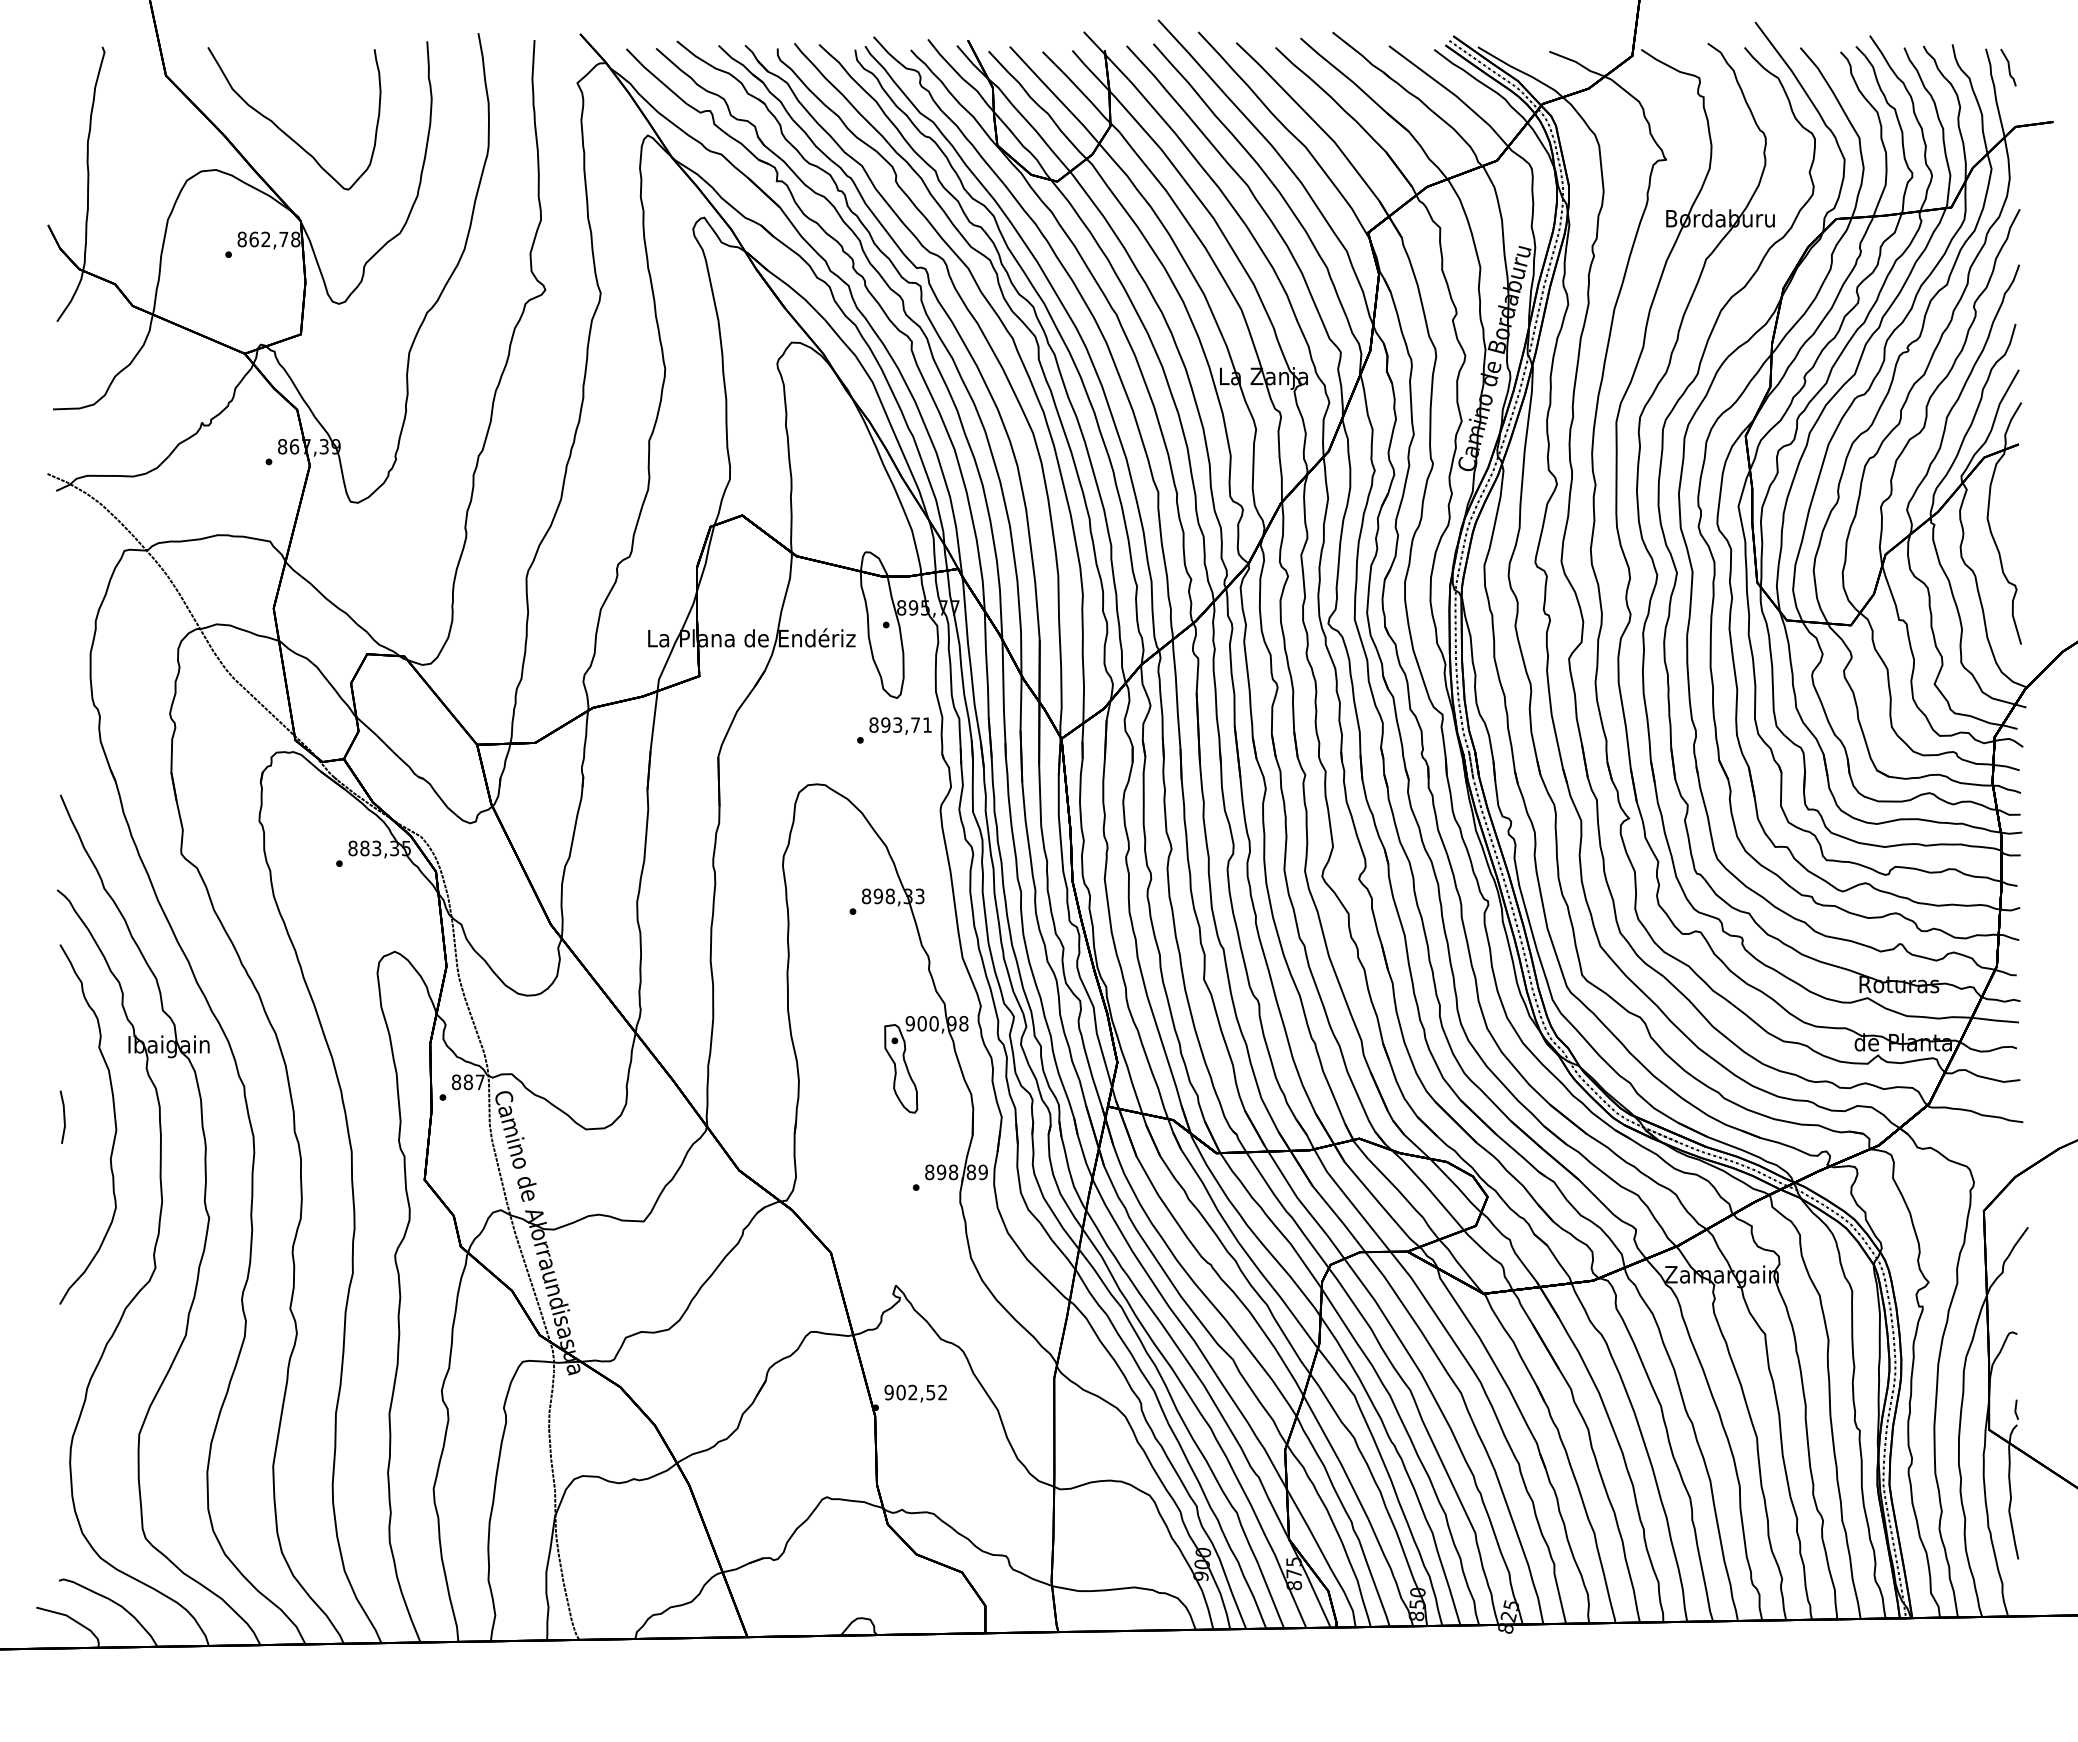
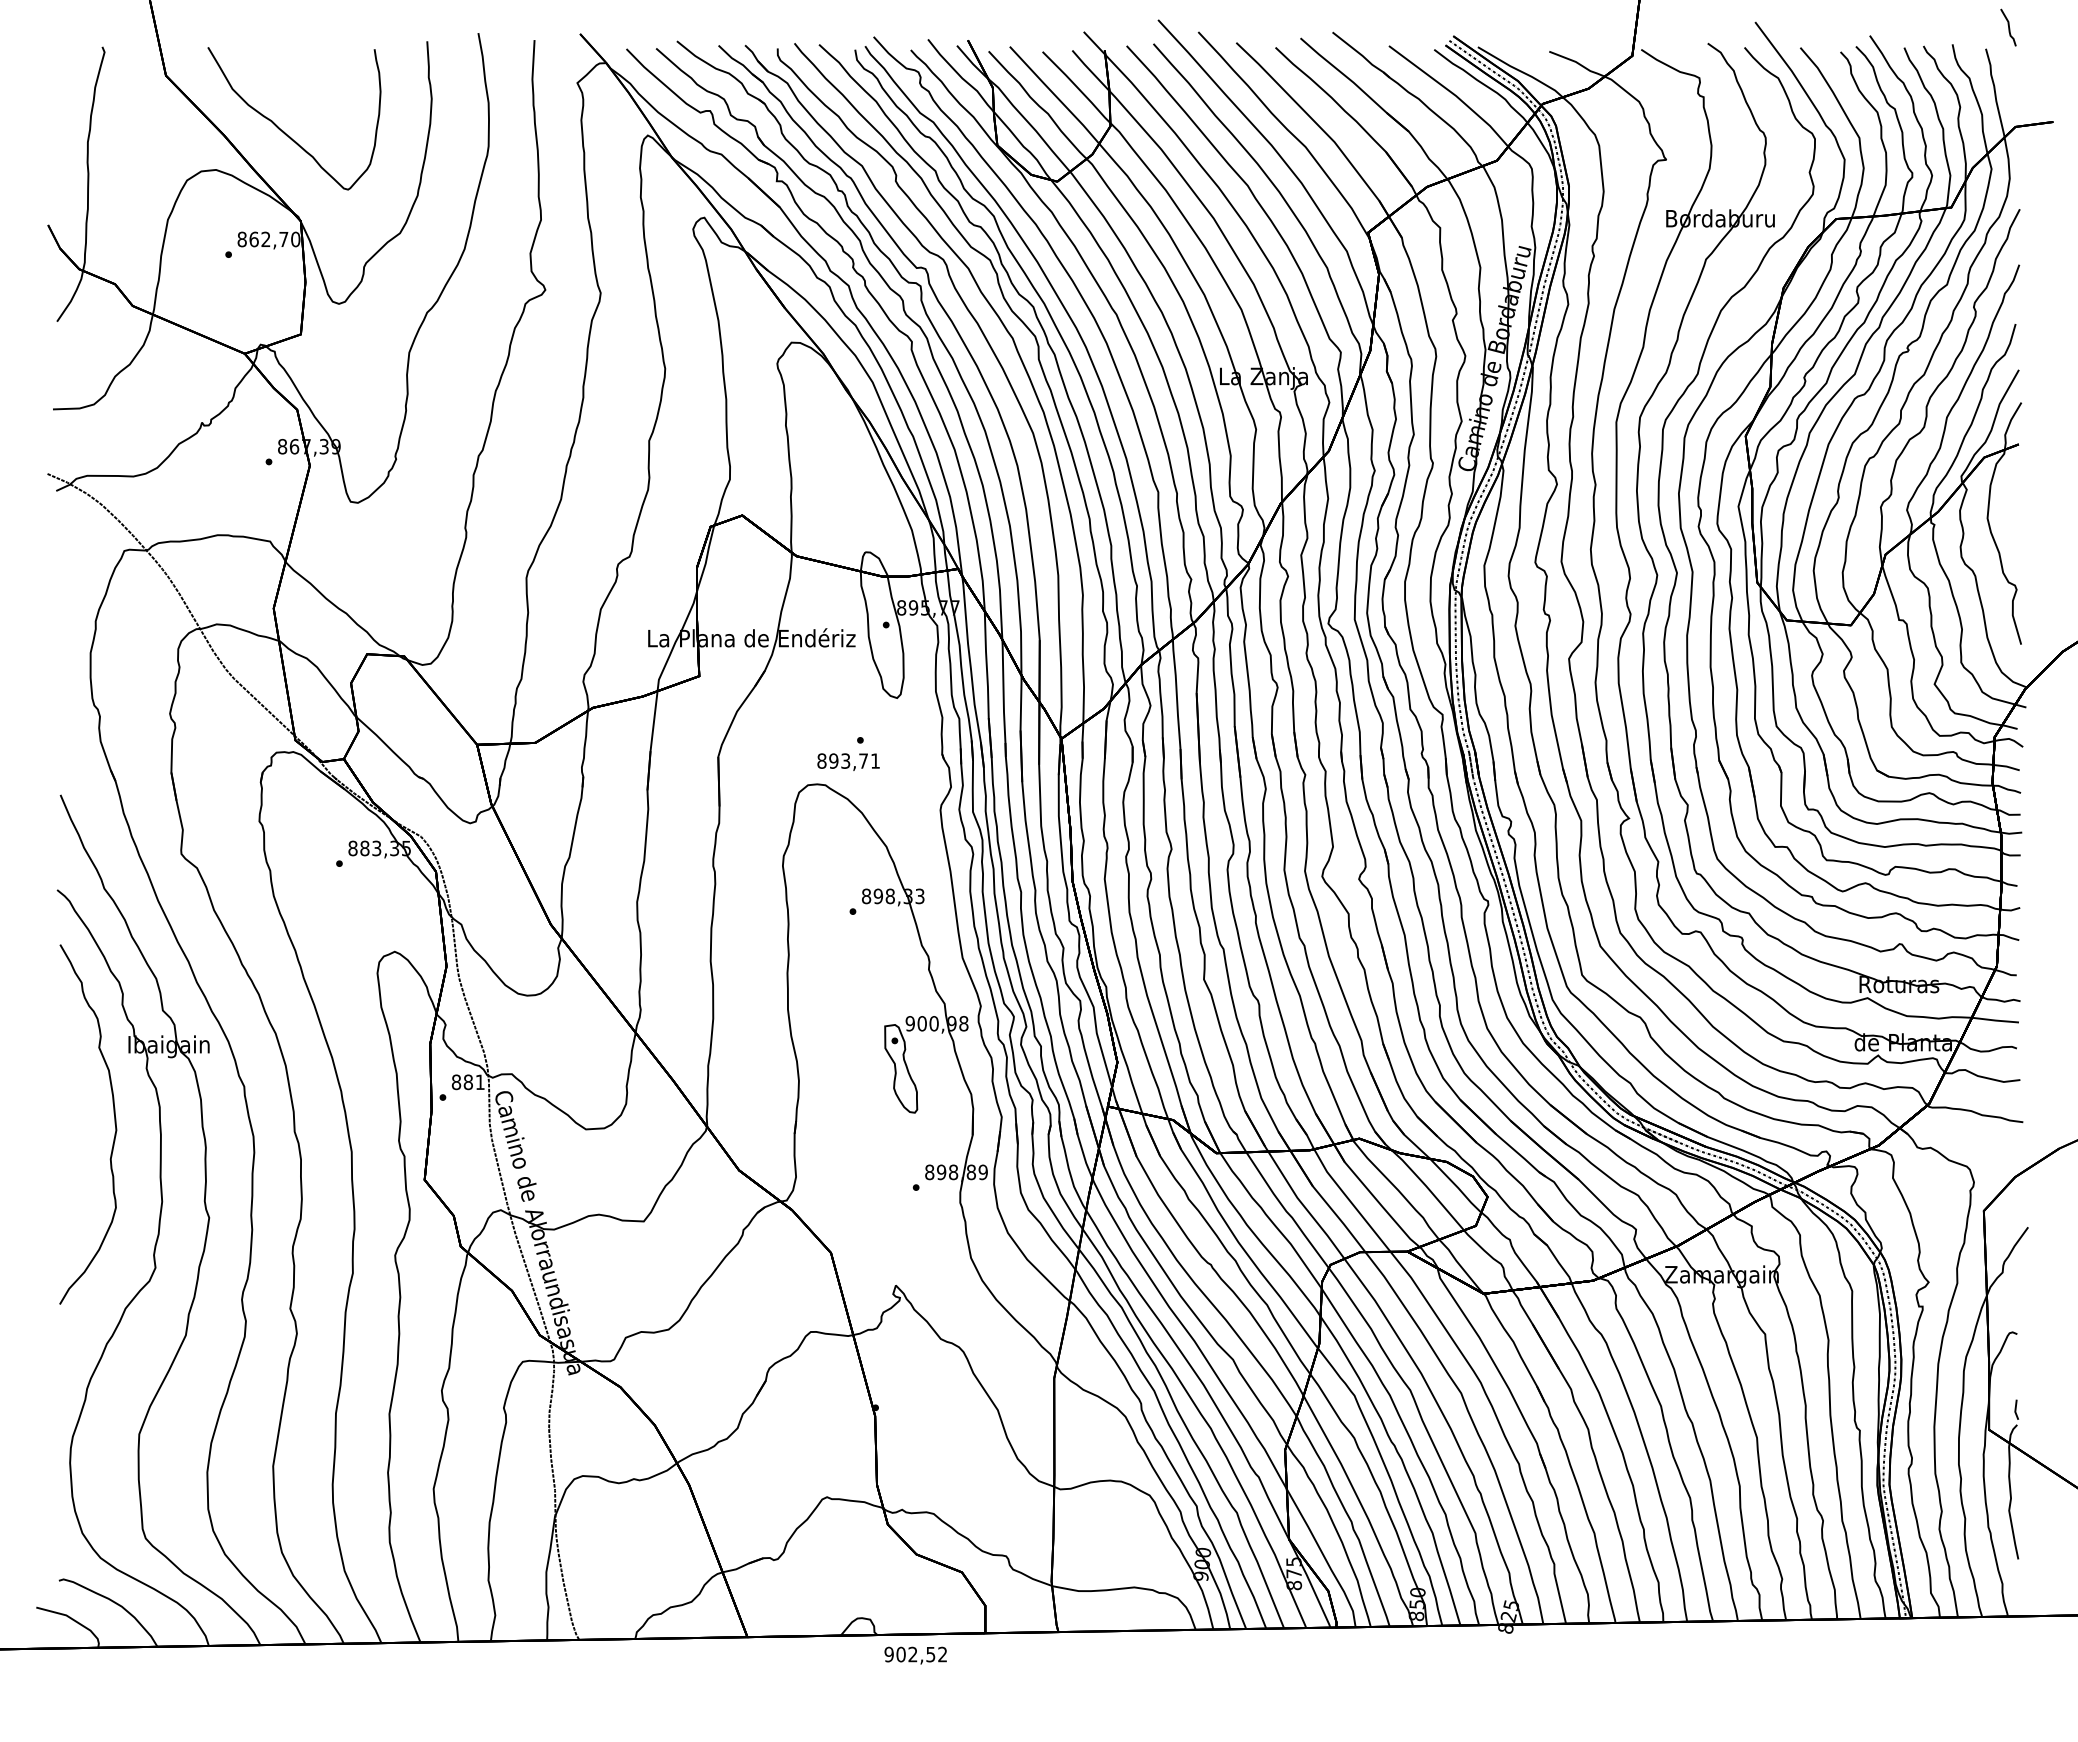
curve position: (2008, 67) -> (2008, 27) (2008, 27)
text: 862,78 -> 862,70 (295, 239)
text position: (900, 725) -> (848, 761) (848, 761)
text: 887 -> 881 (480, 1081)
line: present -> none (63, 1116)
text position: (915, 1393) -> (915, 1655) (915, 1655)
